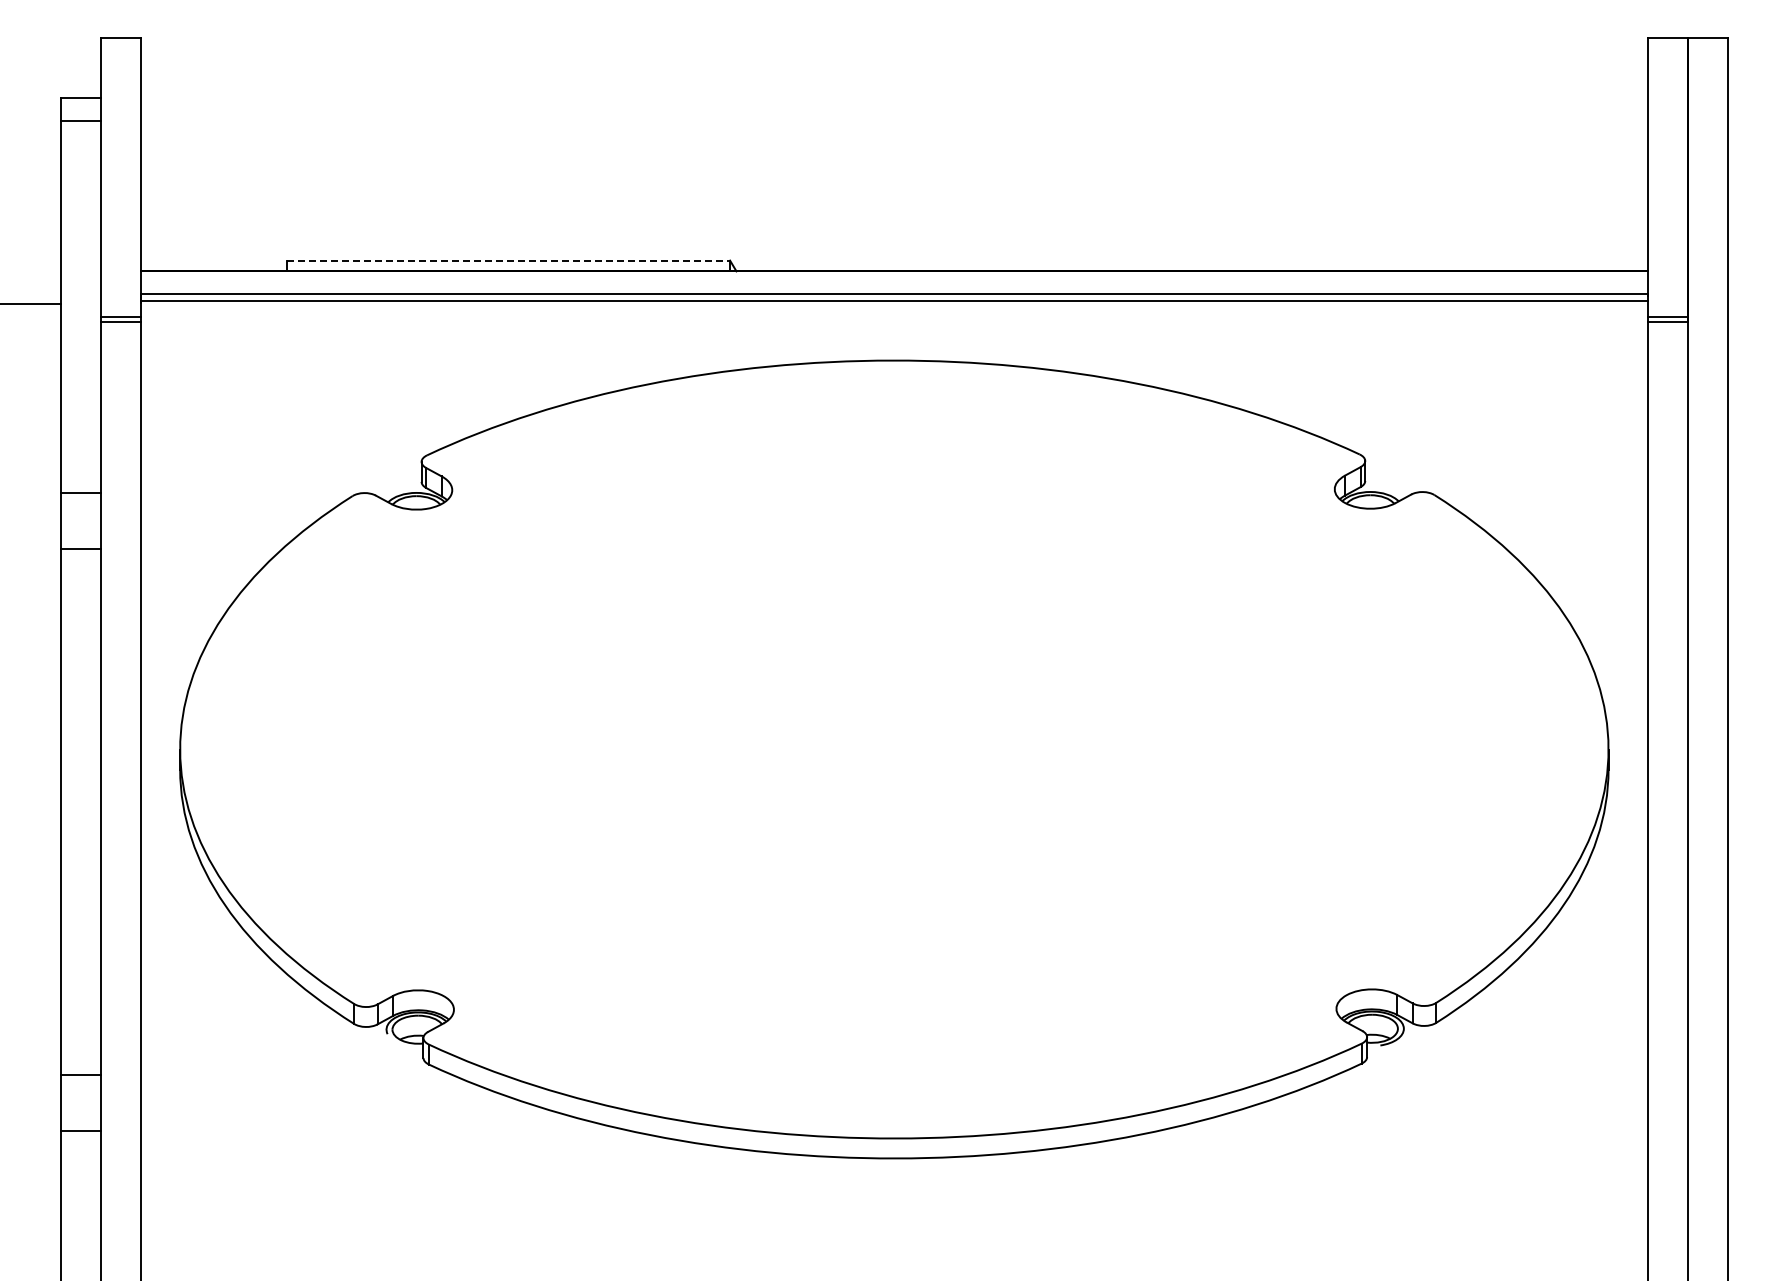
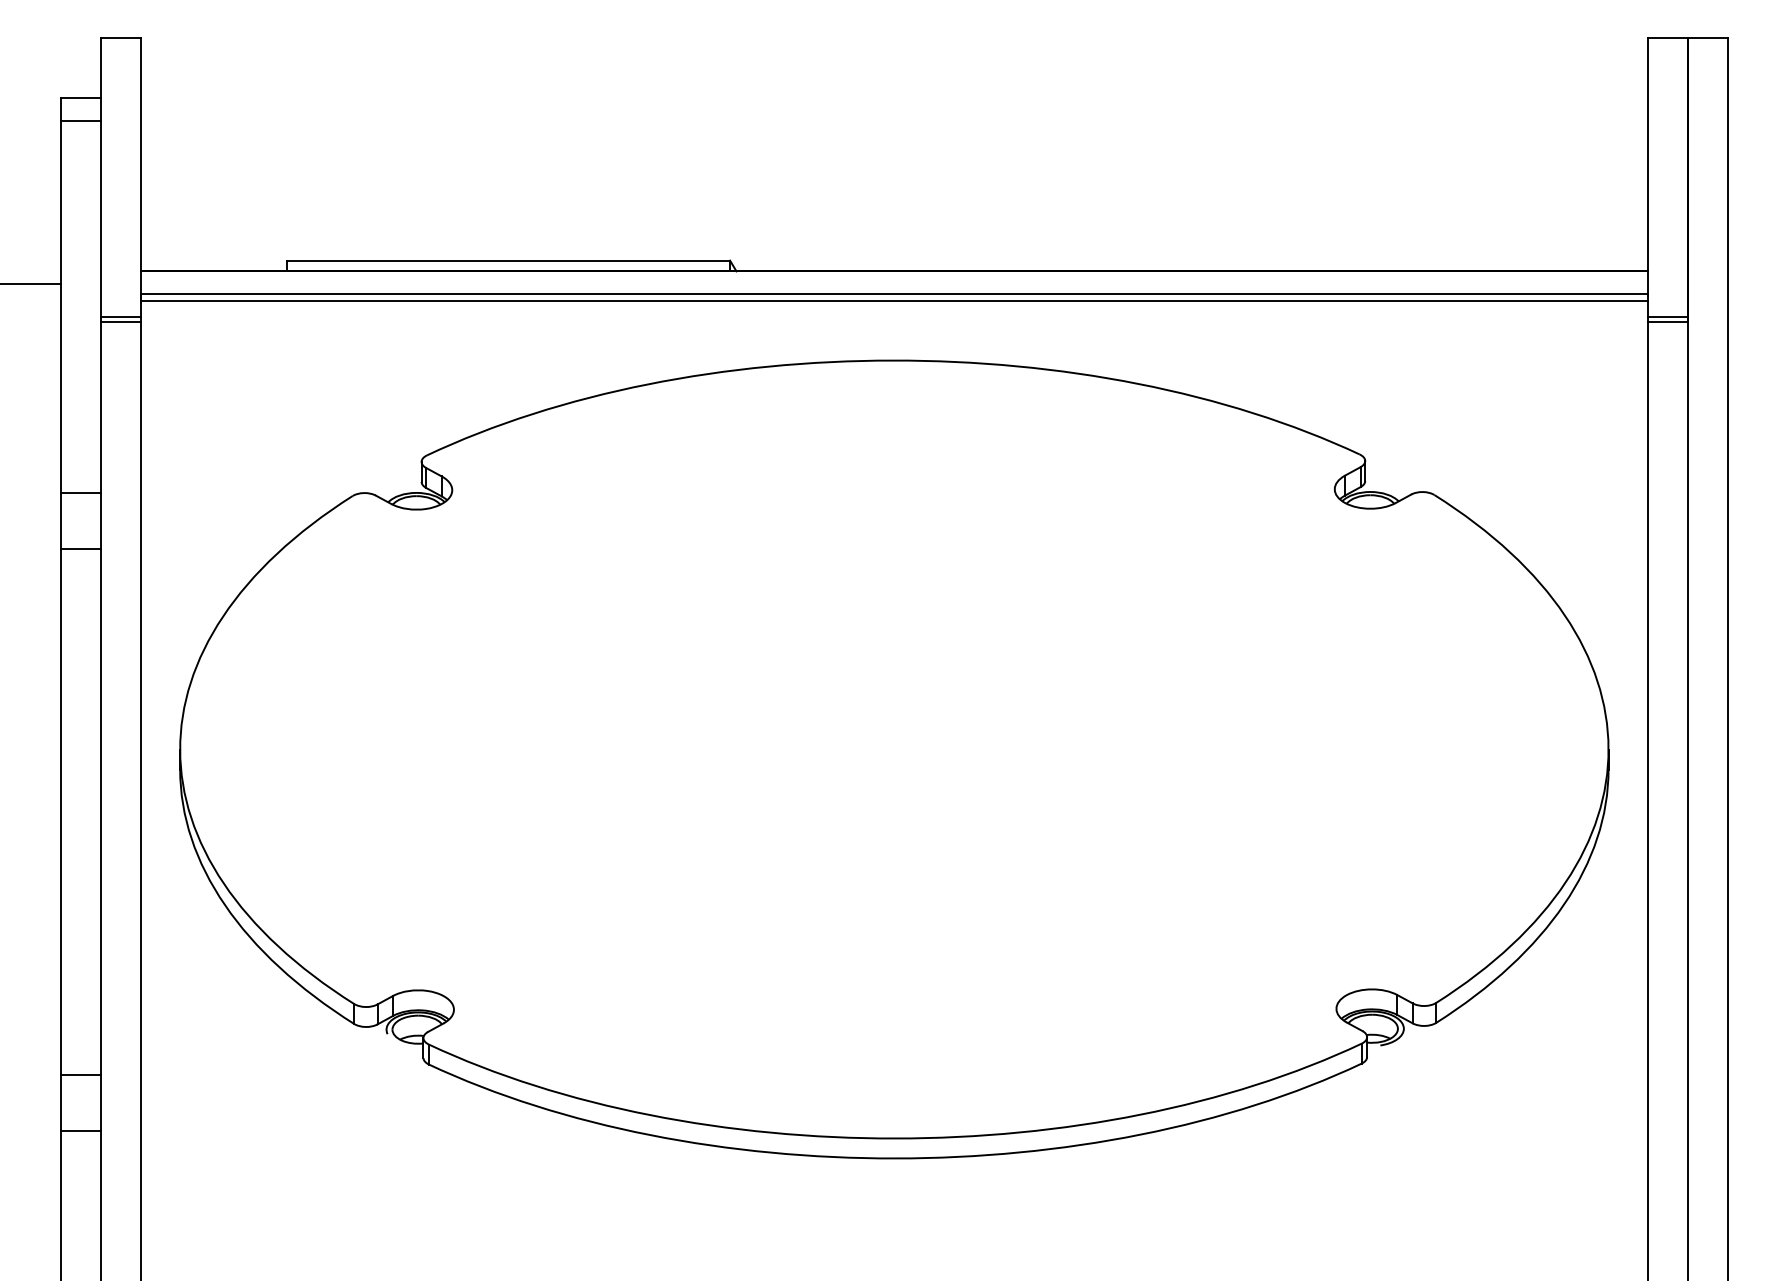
line: dashed -> solid (509, 260)
line position: (31, 304) -> (31, 284) (31, 284)
